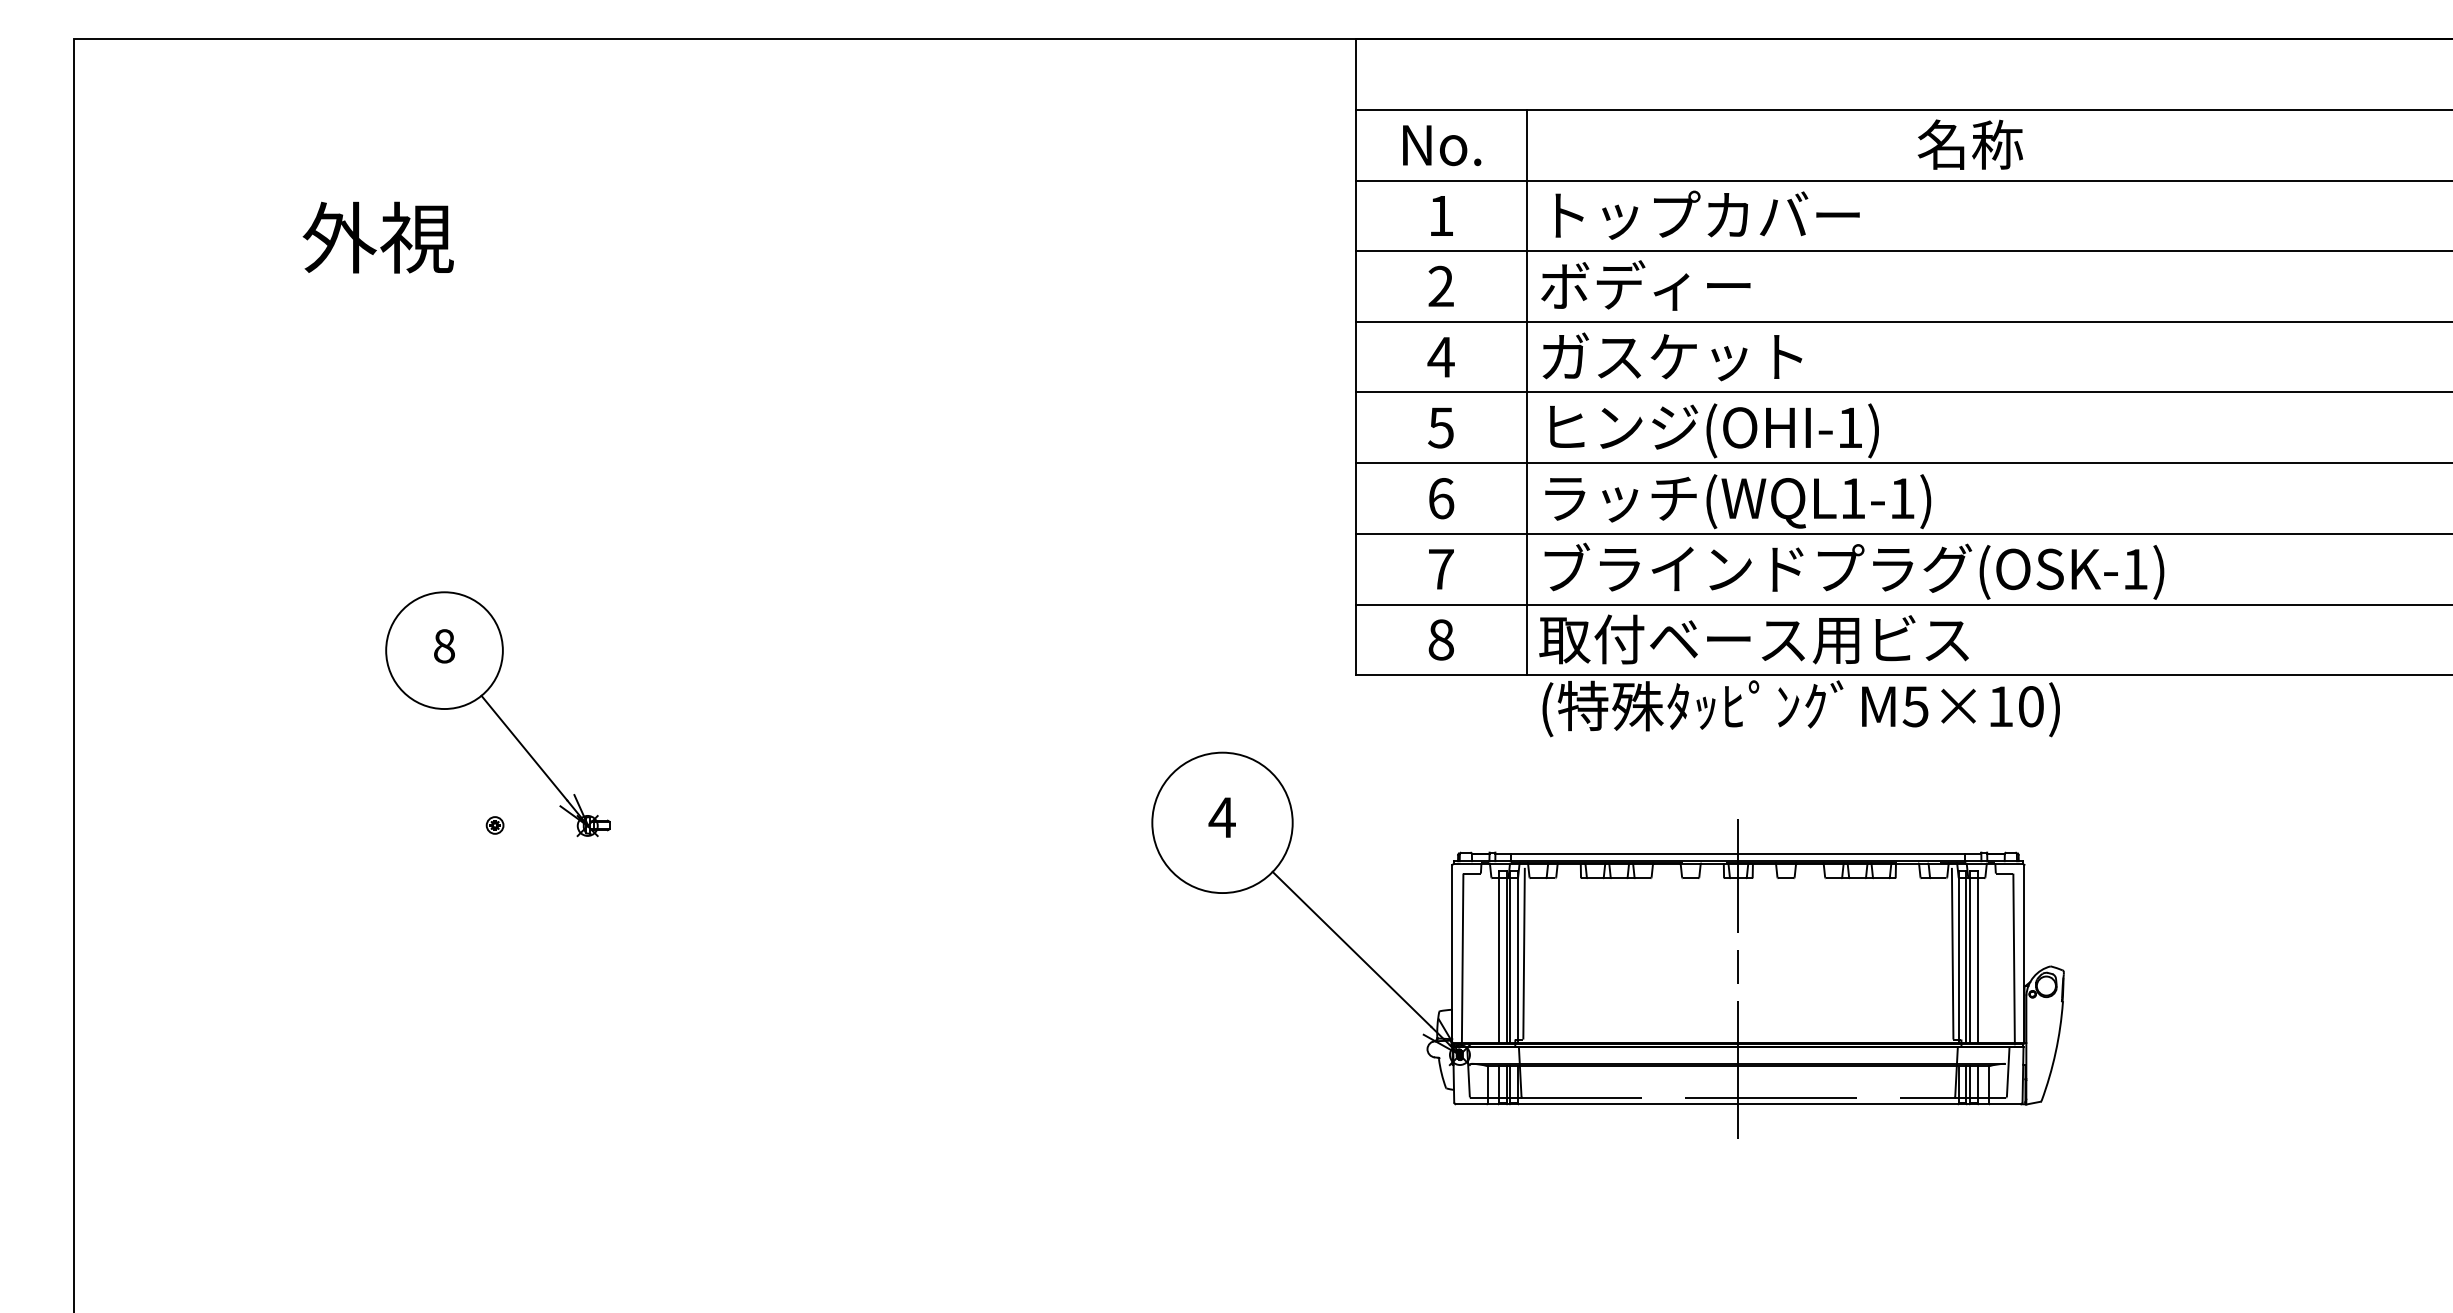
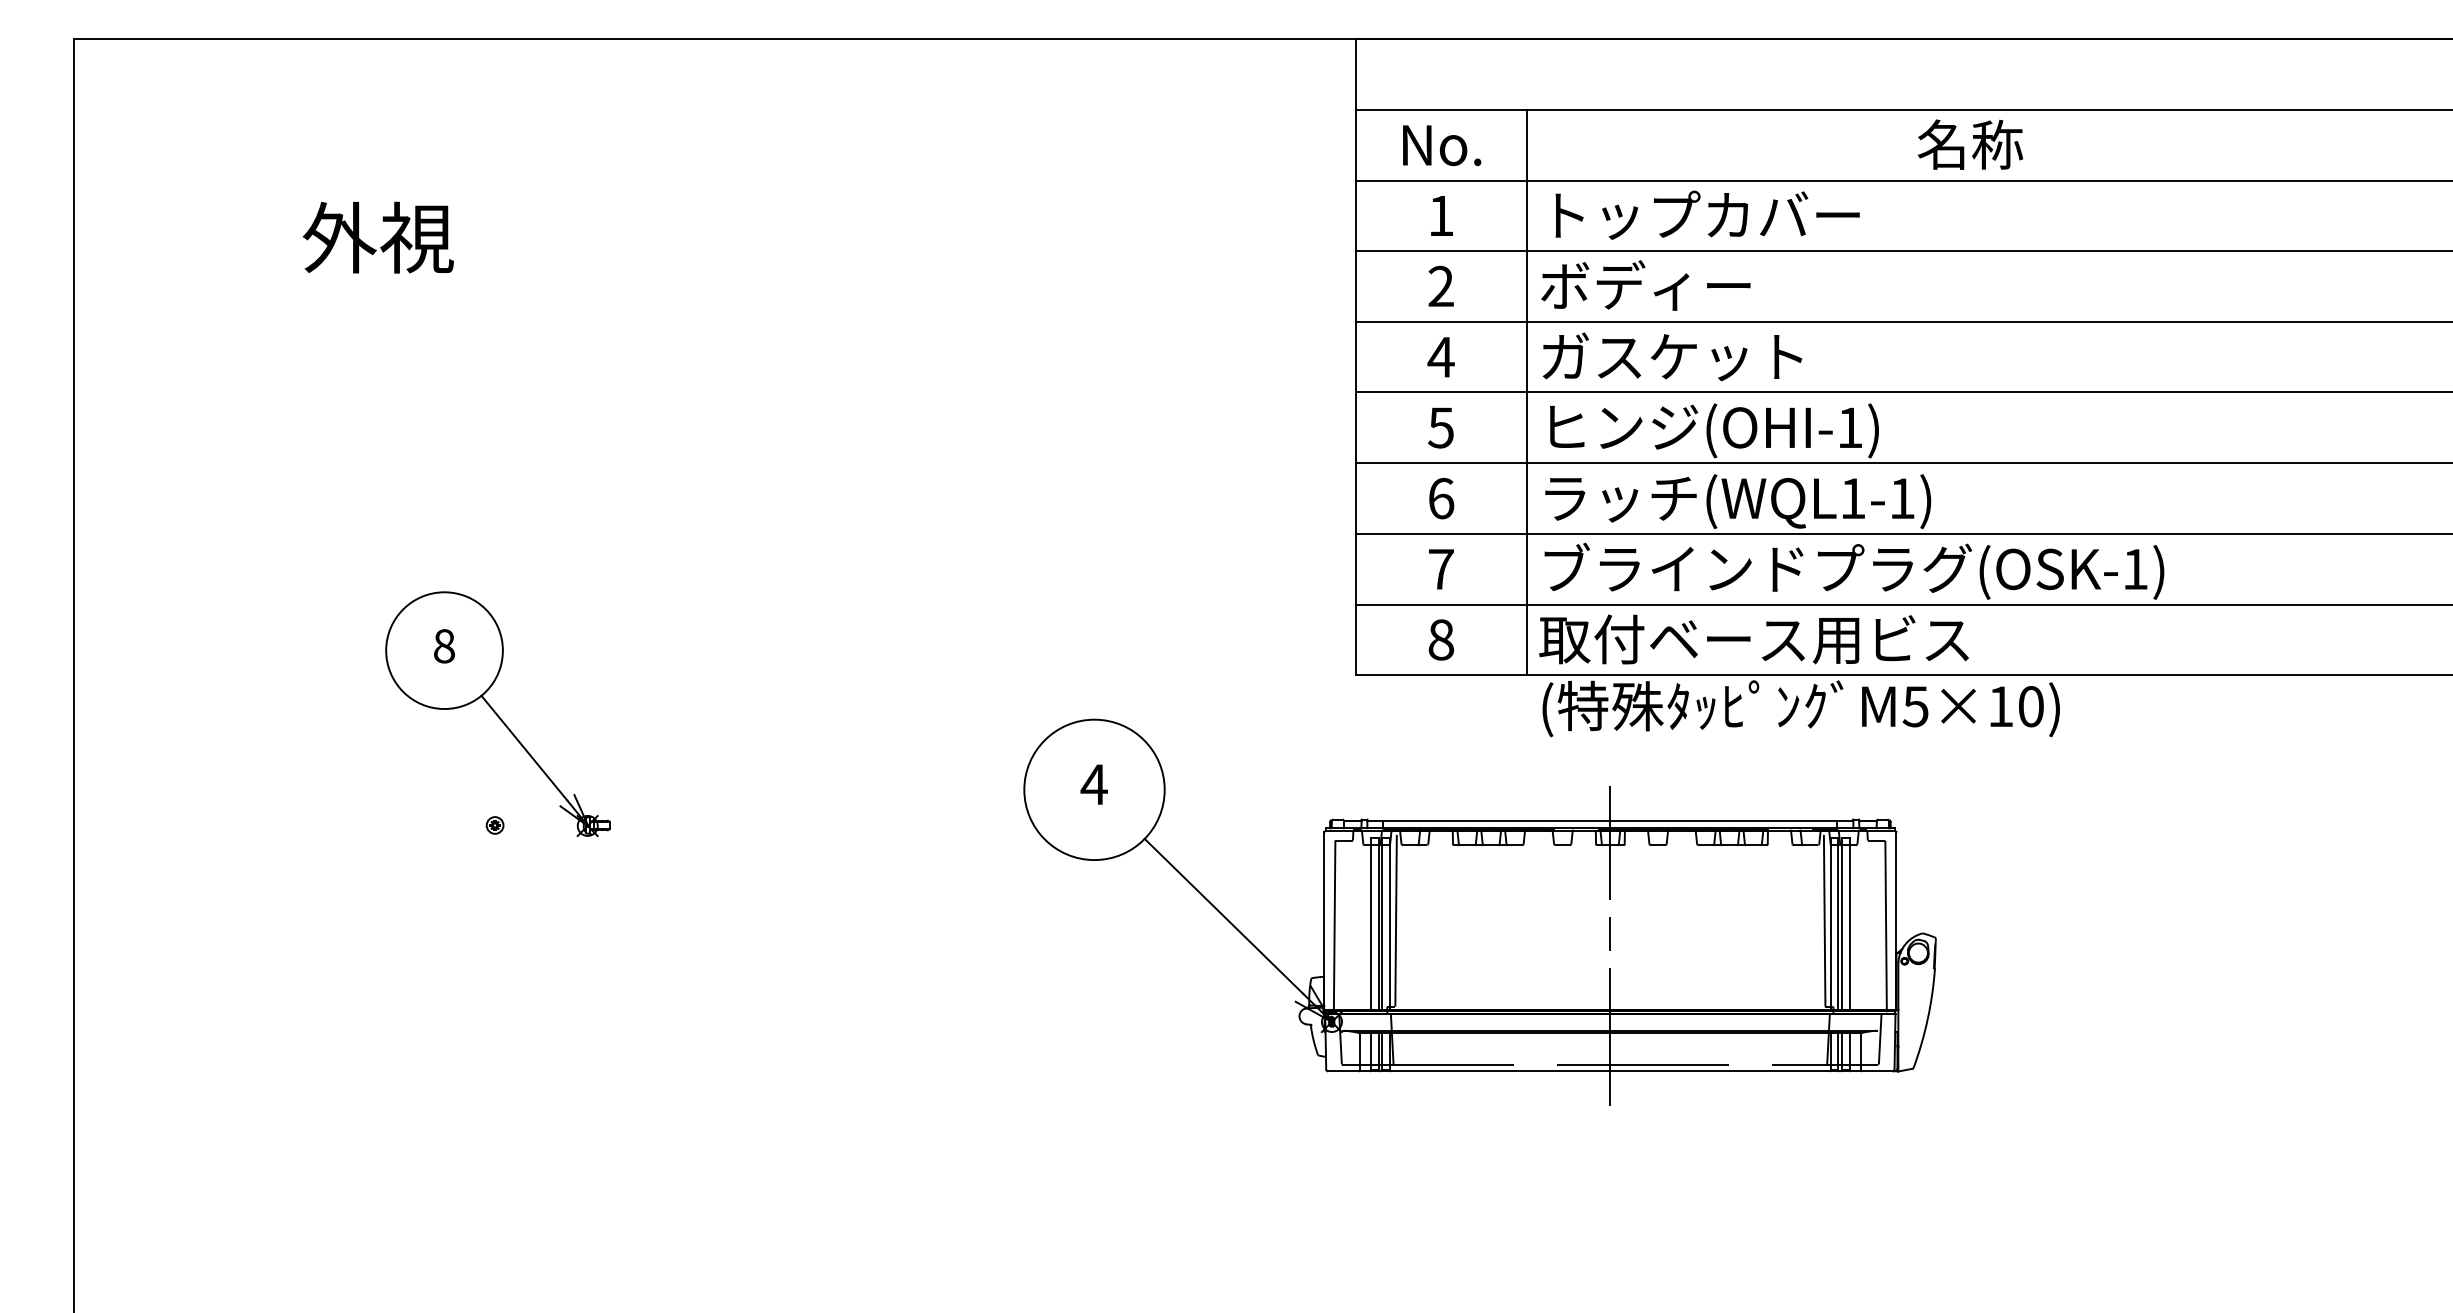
part position: (1607, 944) -> (1479, 911) (1479, 911)
